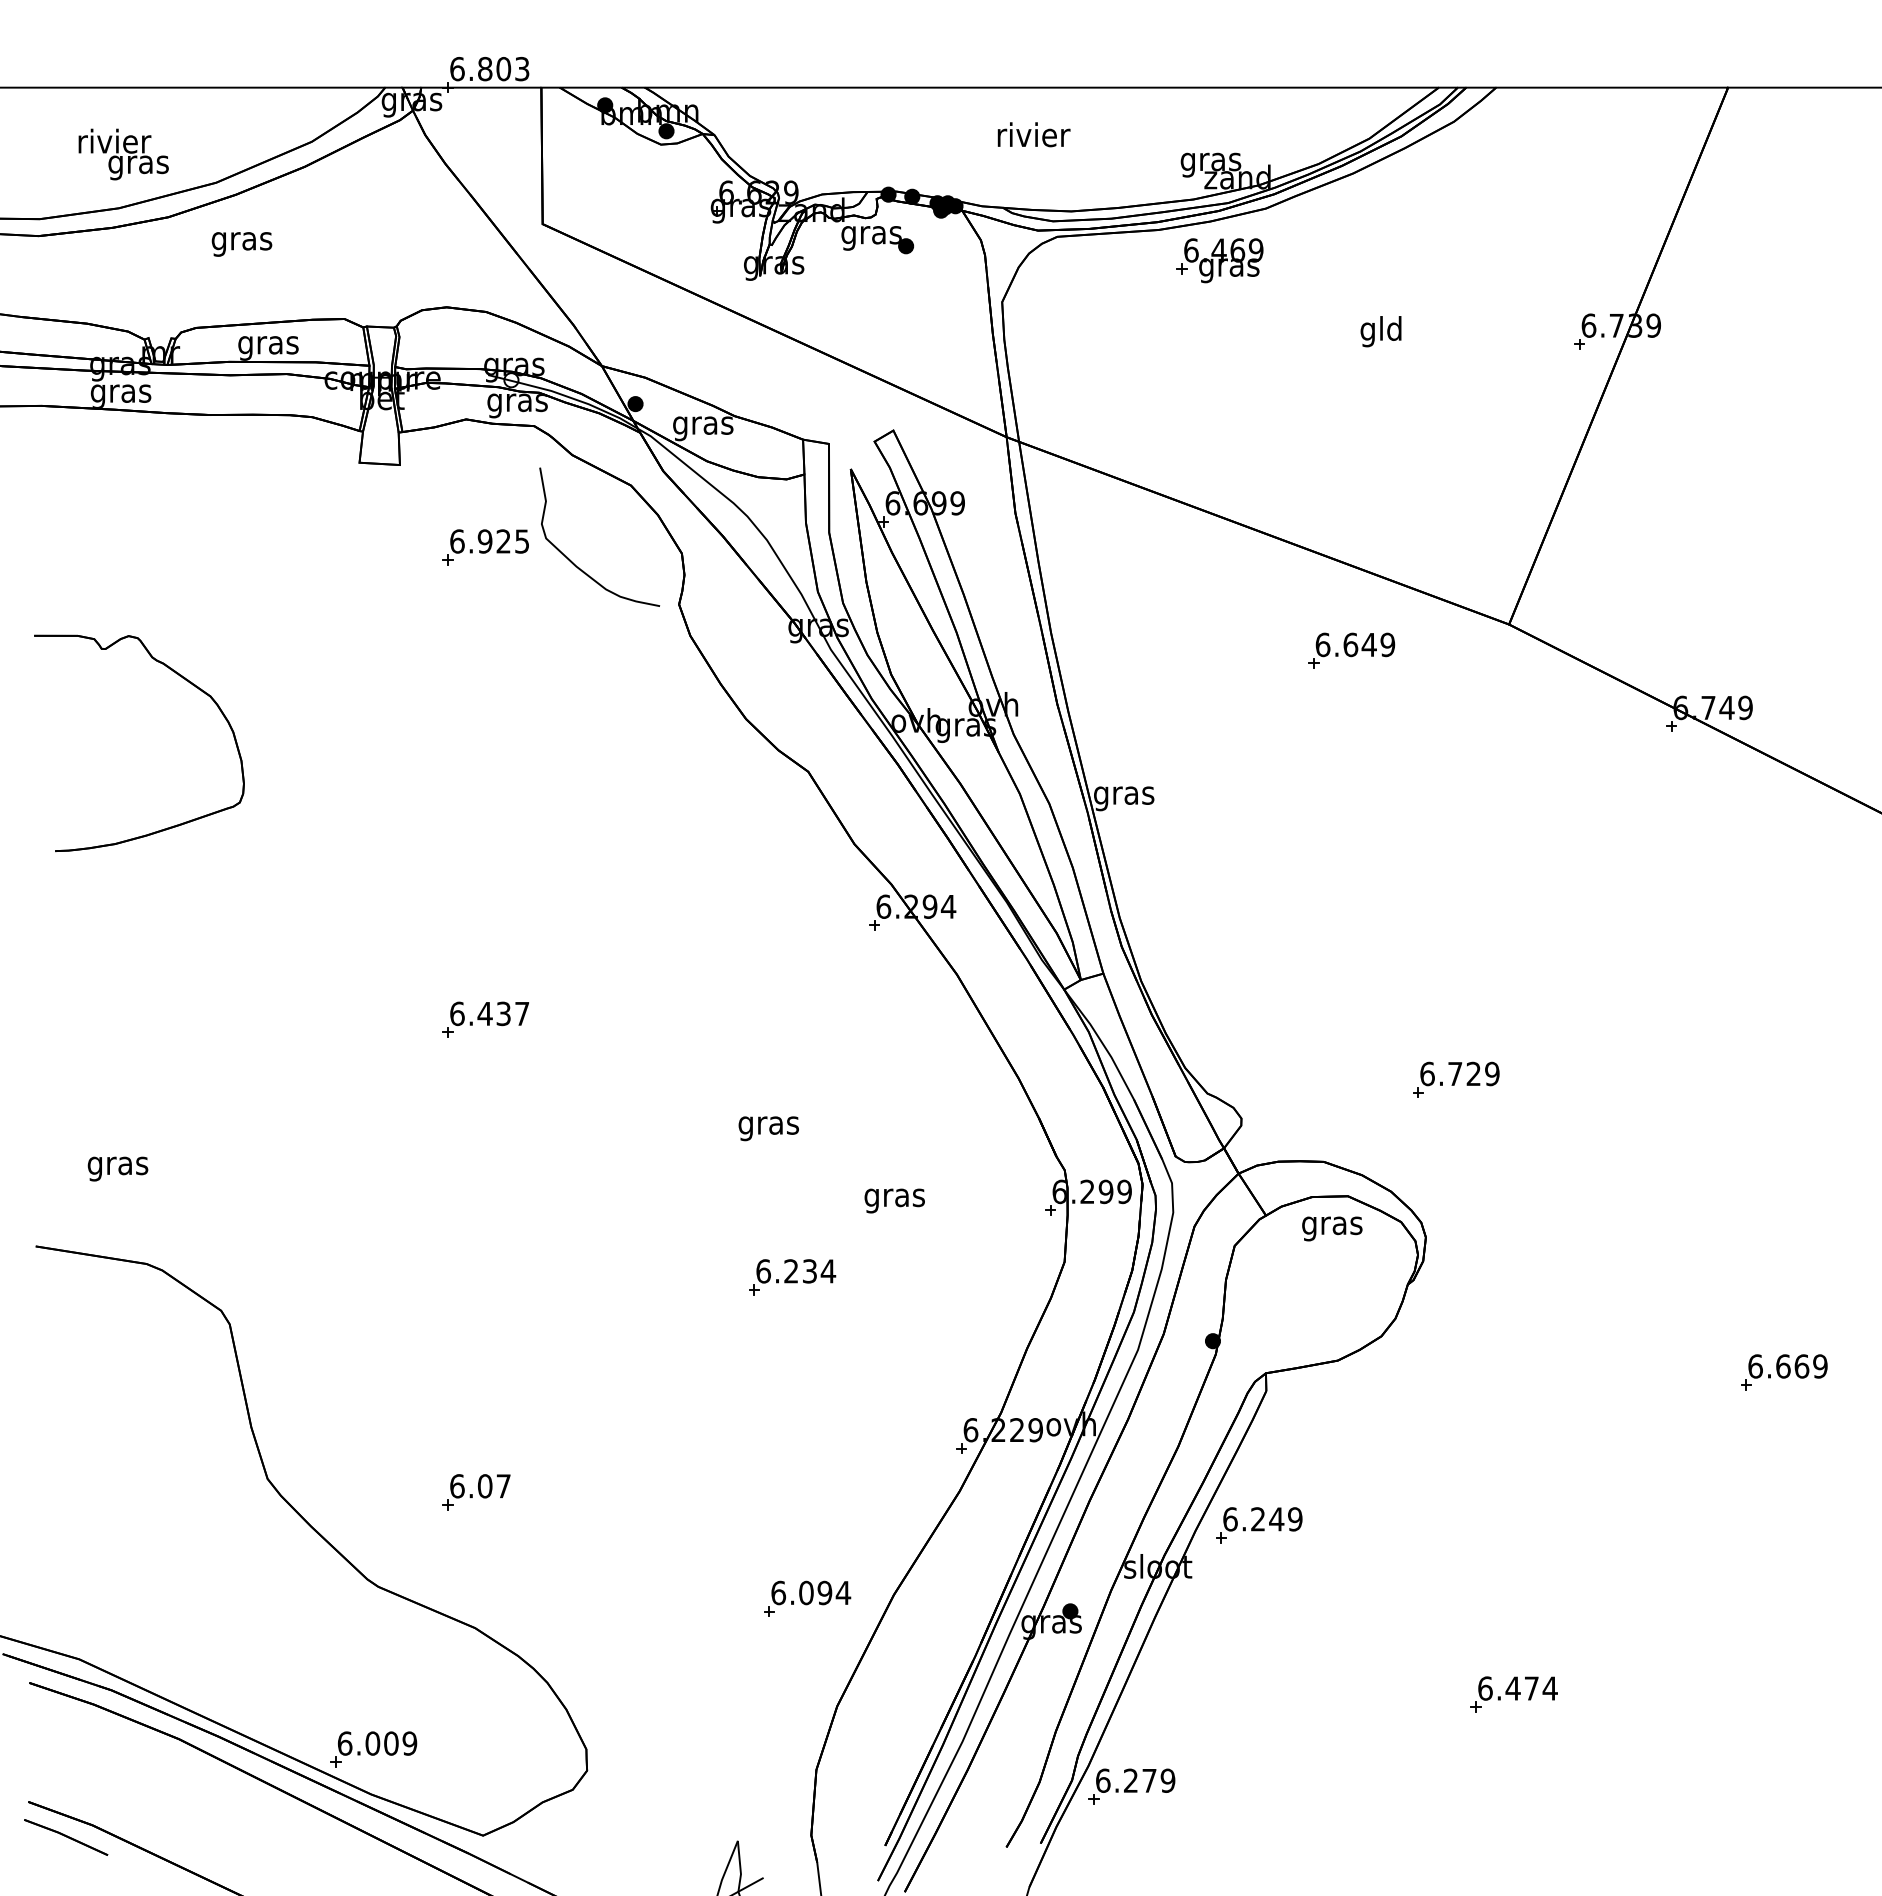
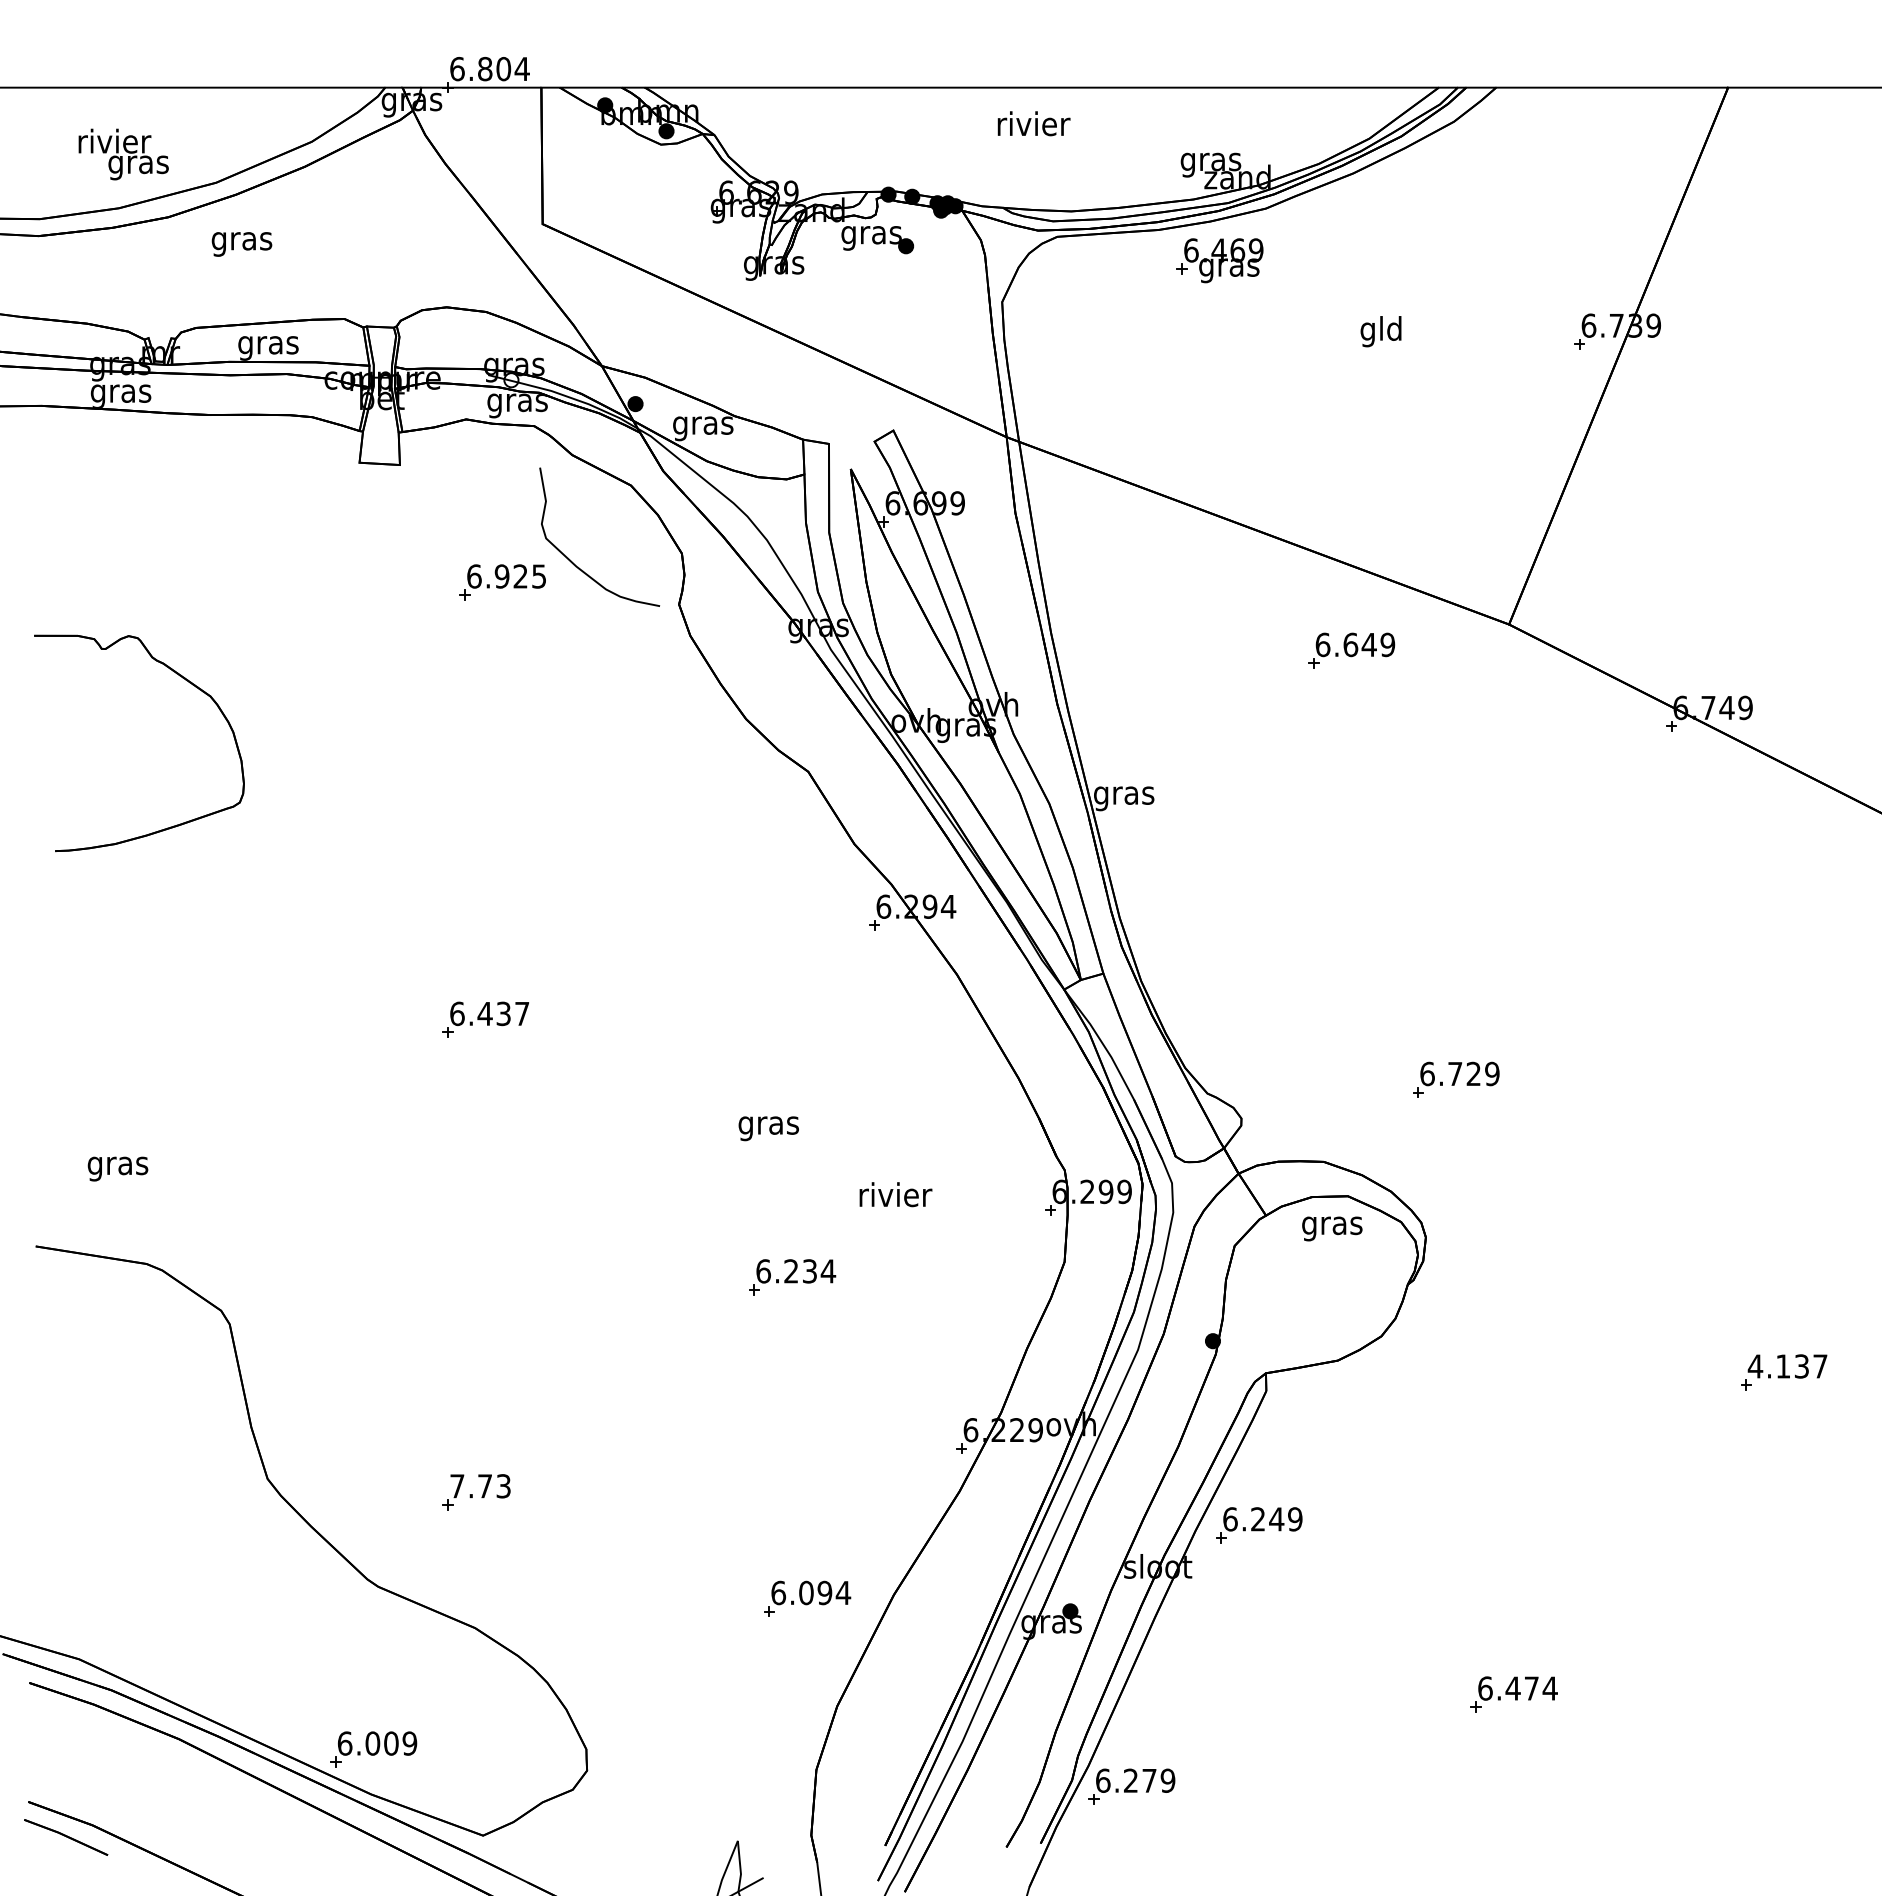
text: 6.803 -> 6.804 (521, 68)
text position: (1033, 134) -> (1033, 123) (1033, 123)
part position: (485, 547) -> (502, 582) (502, 582)
text: gras -> rivier (895, 1197)
text: 6.669 -> 4.137 (1787, 1366)
text: 6.07 -> 7.73 (480, 1486)
